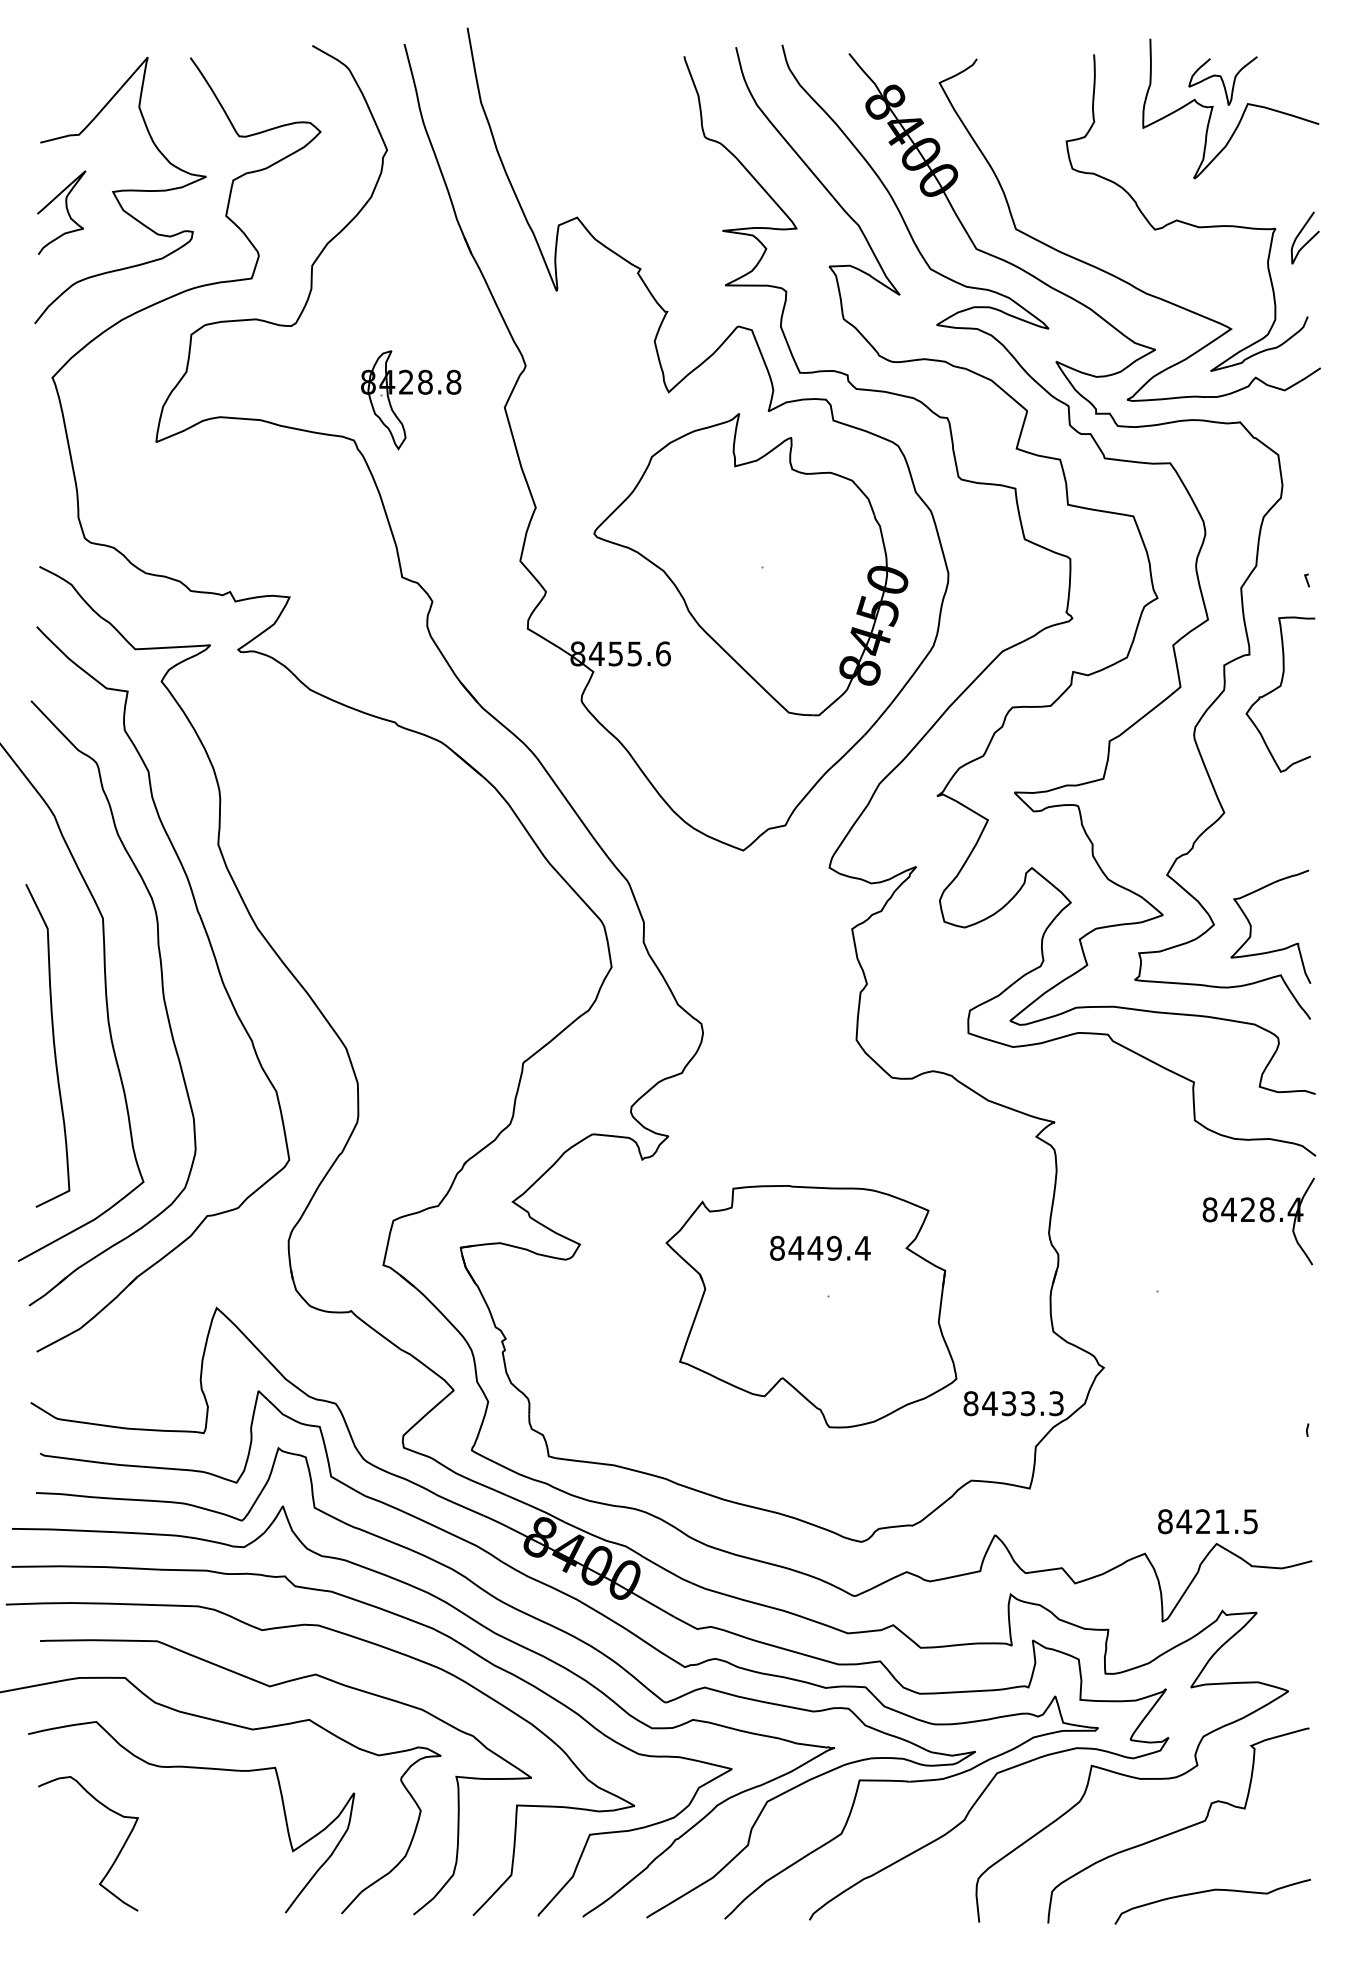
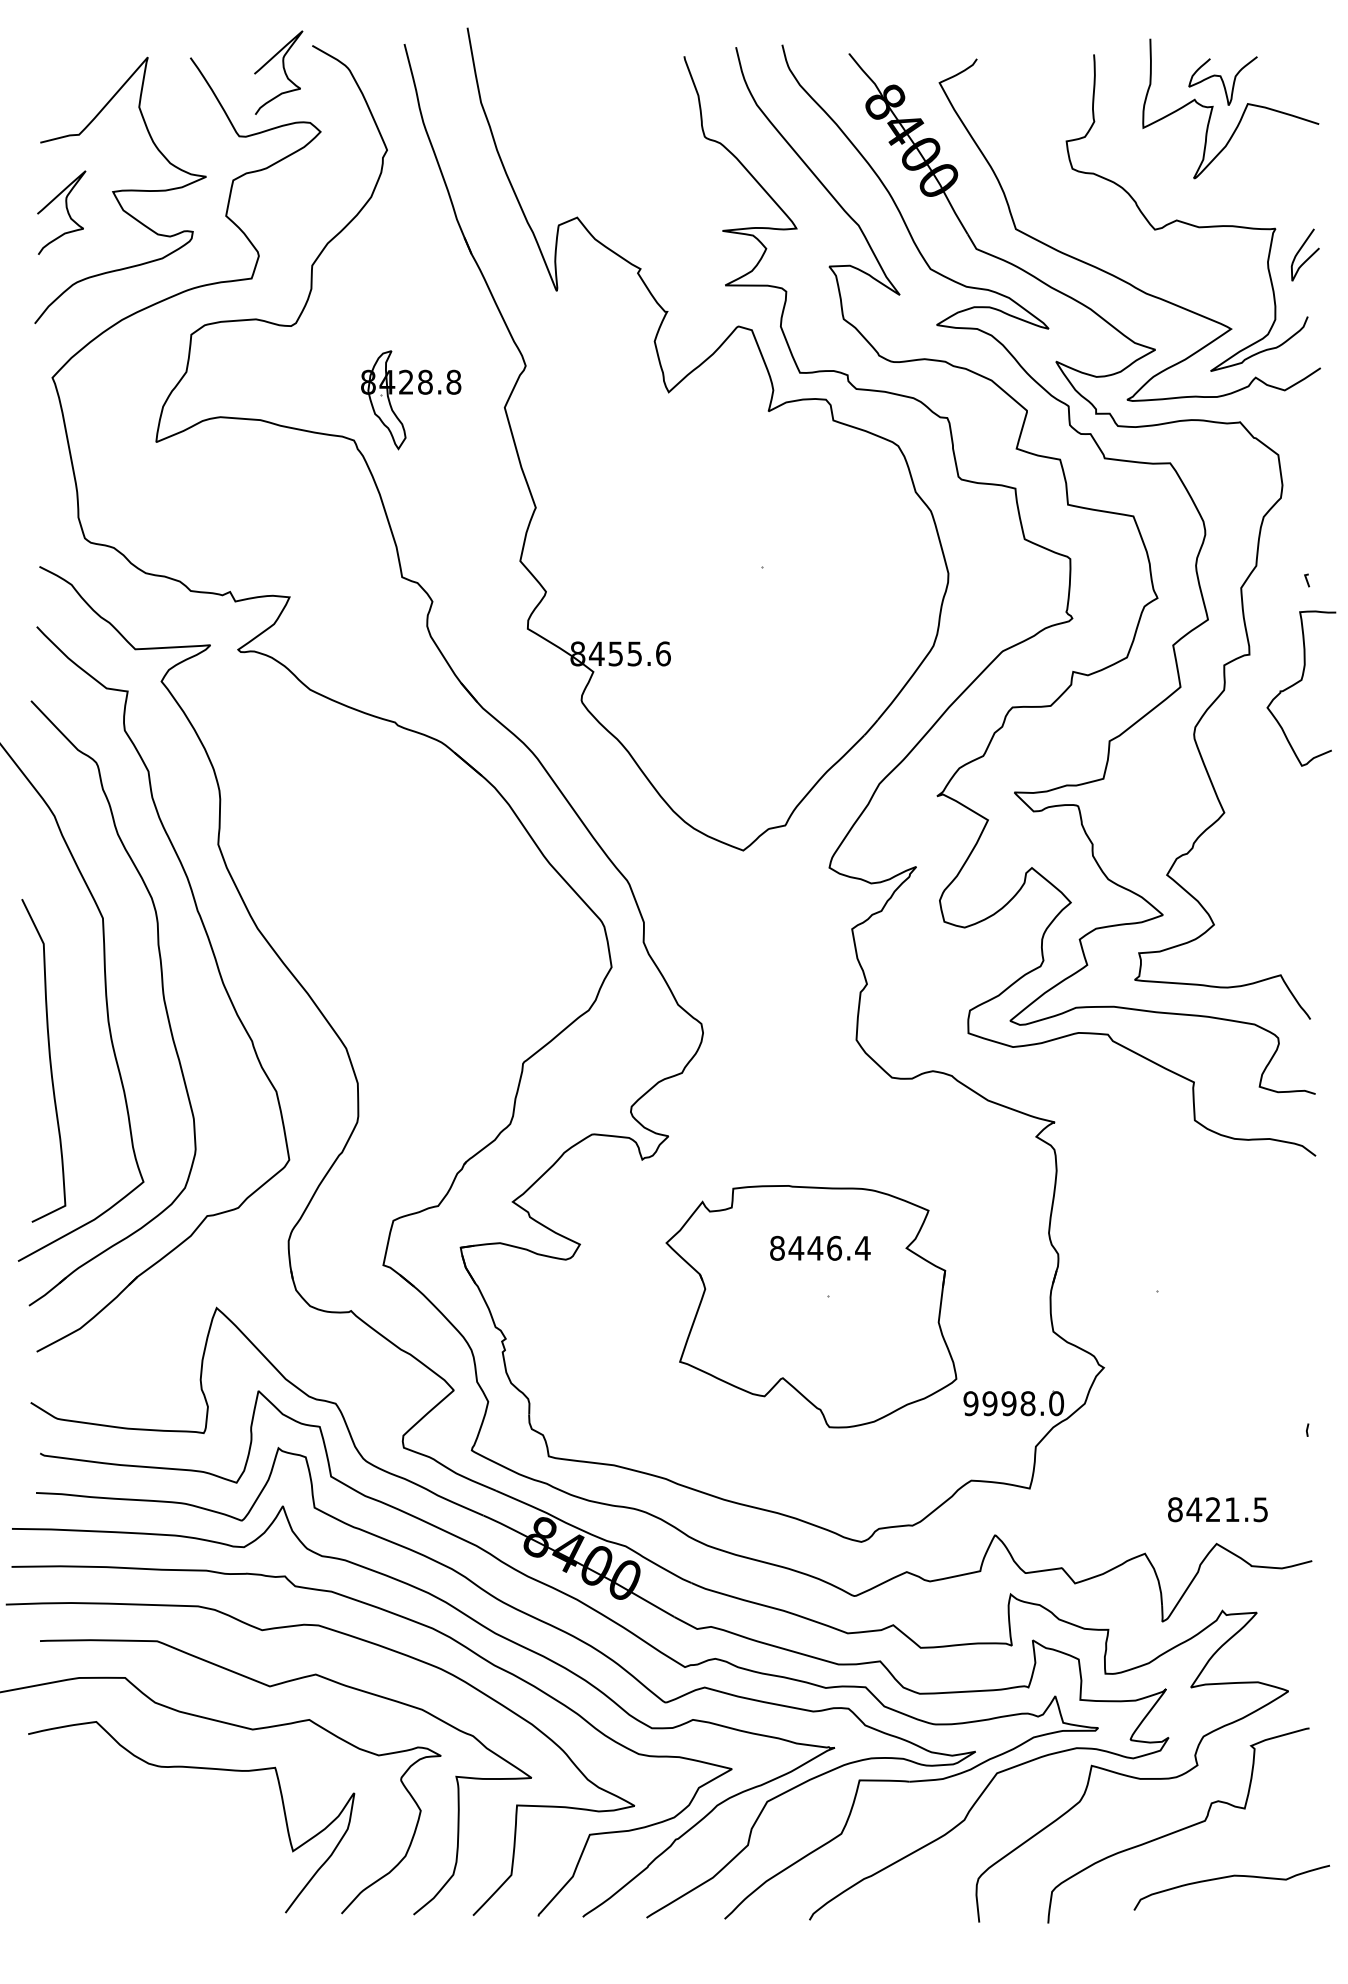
curve: none -> present (283, 70)
curve position: (1308, 240) -> (1308, 257) (1308, 257)
part: present -> none (750, 564)
curve position: (1278, 688) -> (1299, 682) (1299, 682)
curve: present -> none (1251, 926)
curve position: (53, 1045) -> (49, 1060) (49, 1060)
part: present -> none (1258, 1221)
text: 8449.4 -> 8446.4 (834, 1247)
text: 8433.3 -> 9998.0 (1013, 1403)
text position: (1207, 1521) -> (1217, 1509) (1217, 1509)
curve: present -> none (113, 1861)
curve position: (1212, 1891) -> (1231, 1877) (1231, 1877)
